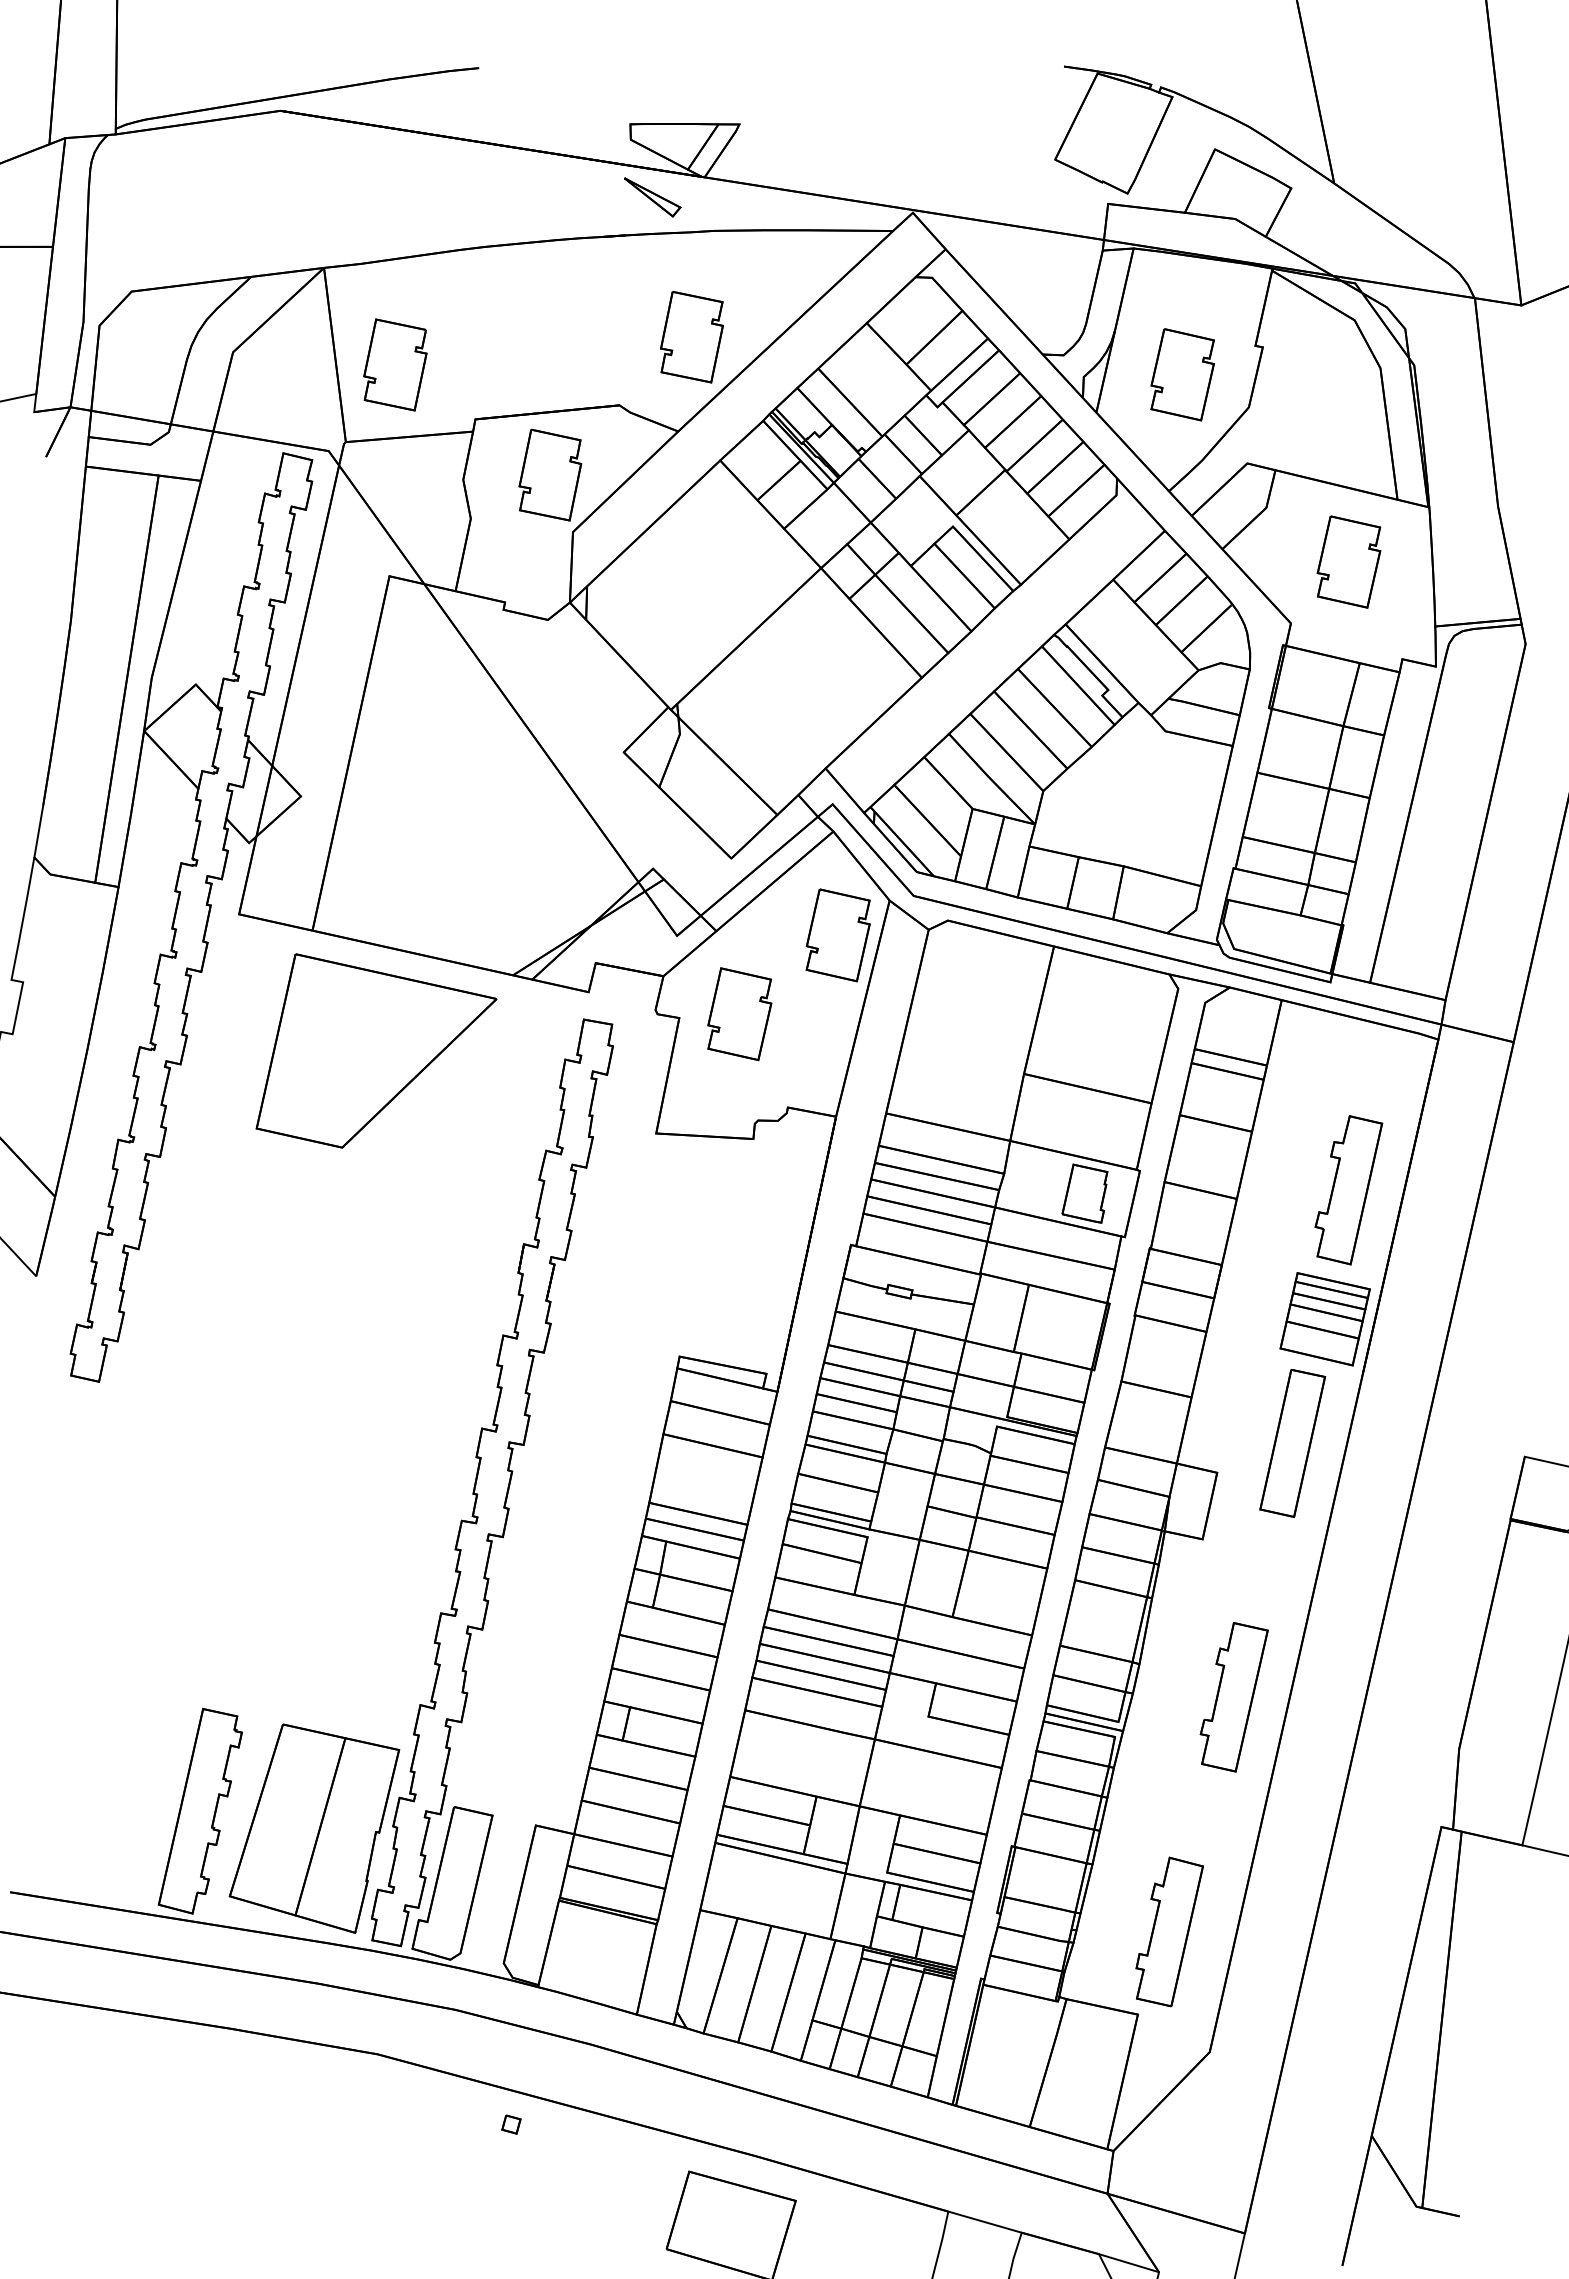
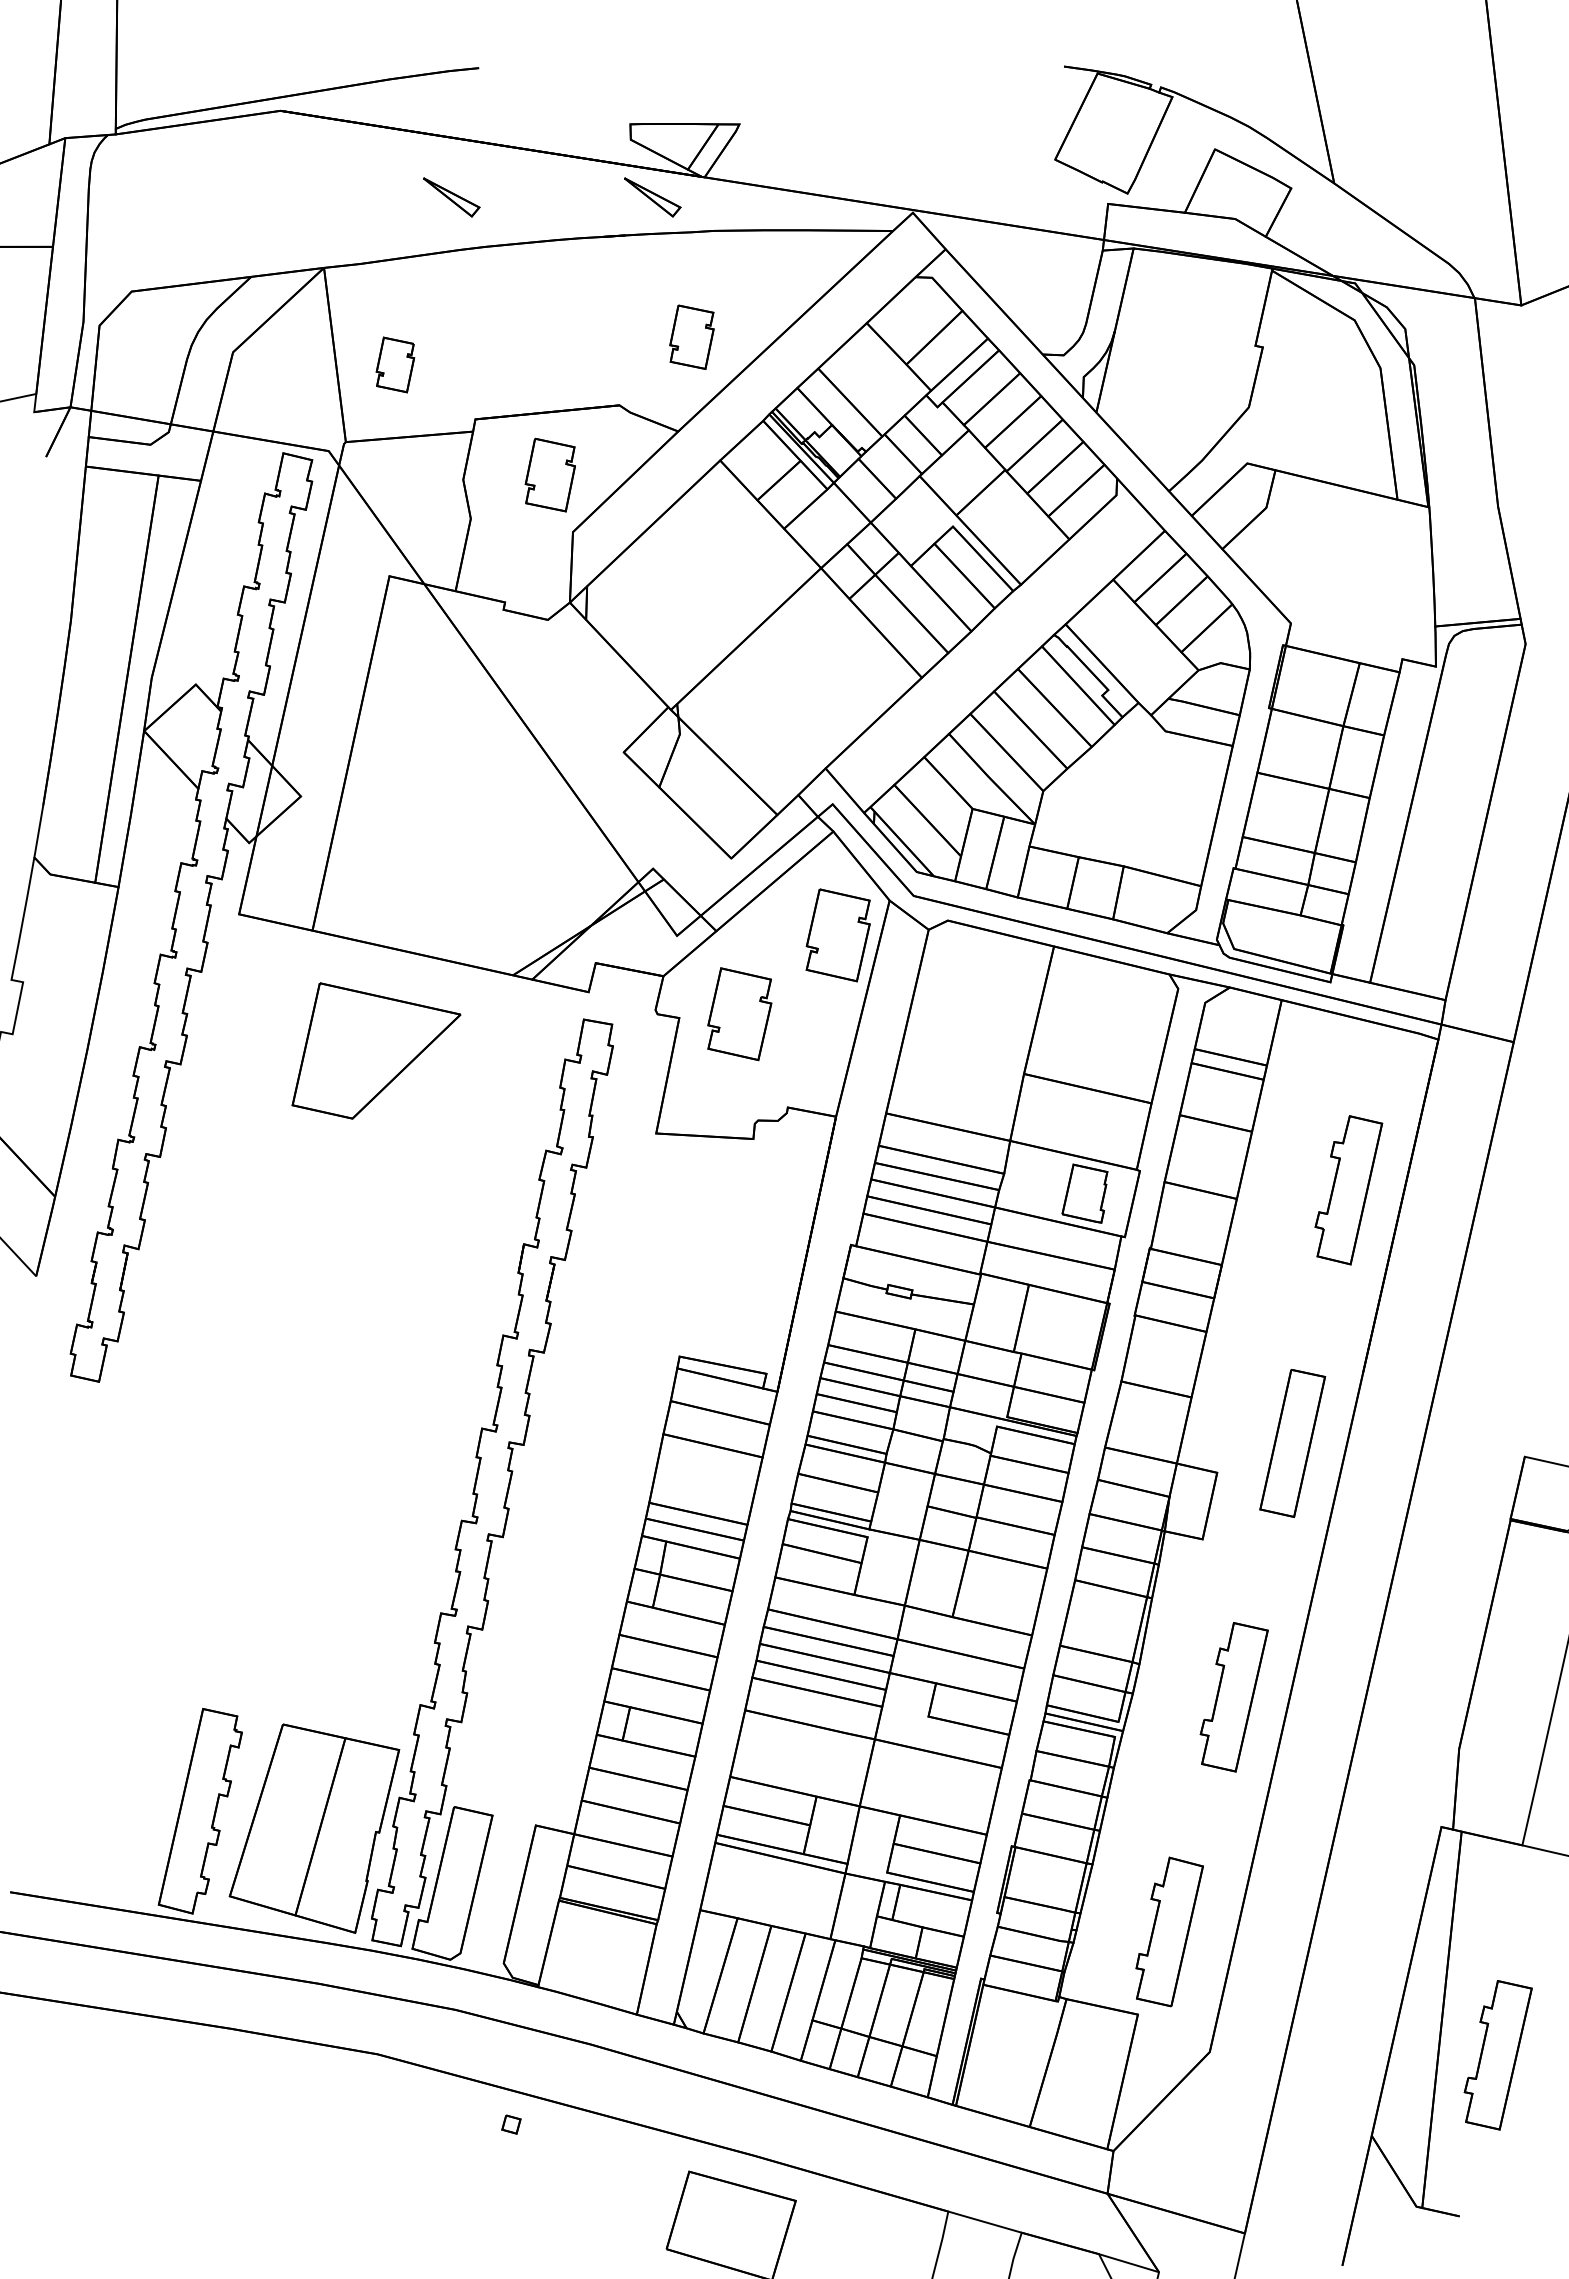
part: none -> present (451, 197)
part size: 64x93 px -> 46x66 px (691, 336)
part size: 65x94 px -> 41x58 px (395, 364)
part: present -> none (1182, 374)
part size: 65x94 px -> 52x76 px (549, 474)
part: present -> none (1348, 561)
part size: 243x196 px -> 171x138 px (376, 1050)
part: present -> none (1324, 1319)
part: none -> present (1497, 2055)
